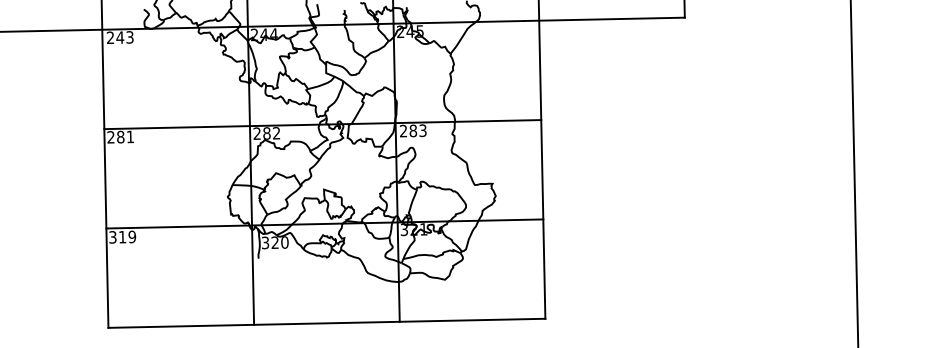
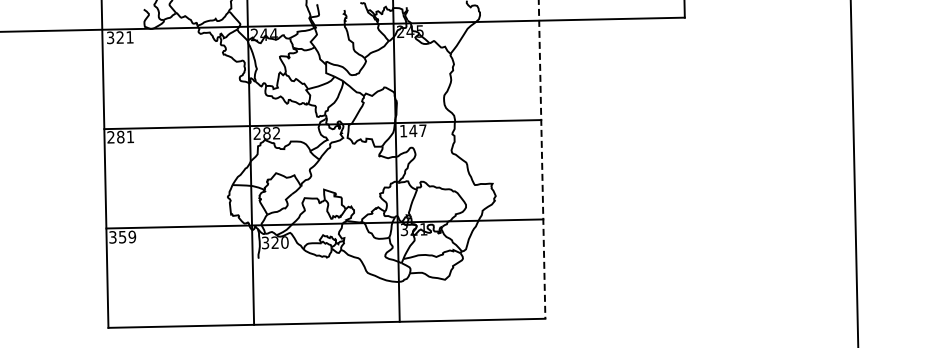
text: 243 -> 321 (119, 37)
text: 283 -> 147 (412, 130)
line: solid -> dashed (542, 159)
text: 319 -> 359 (122, 237)
